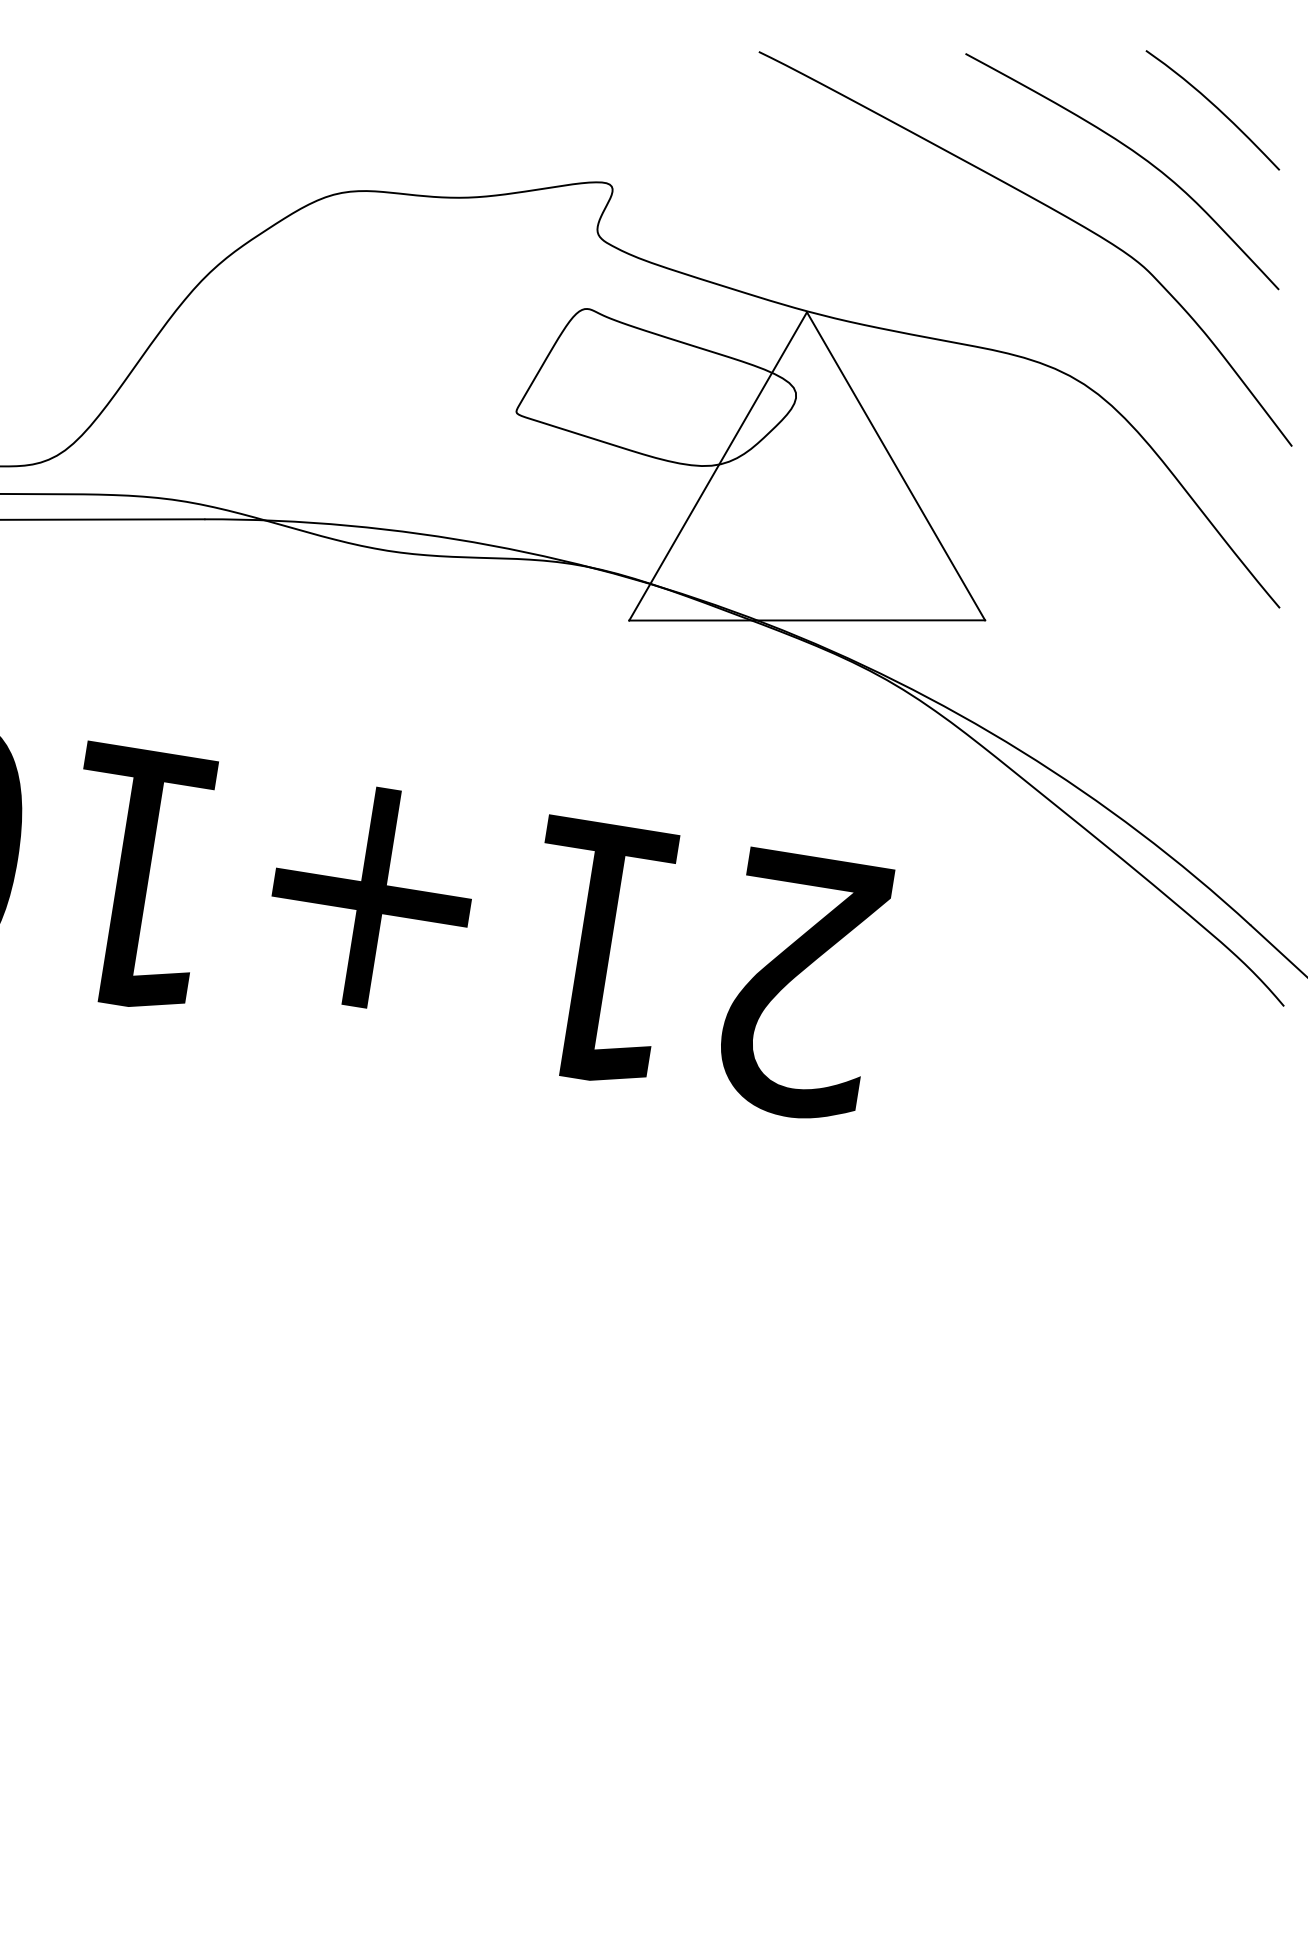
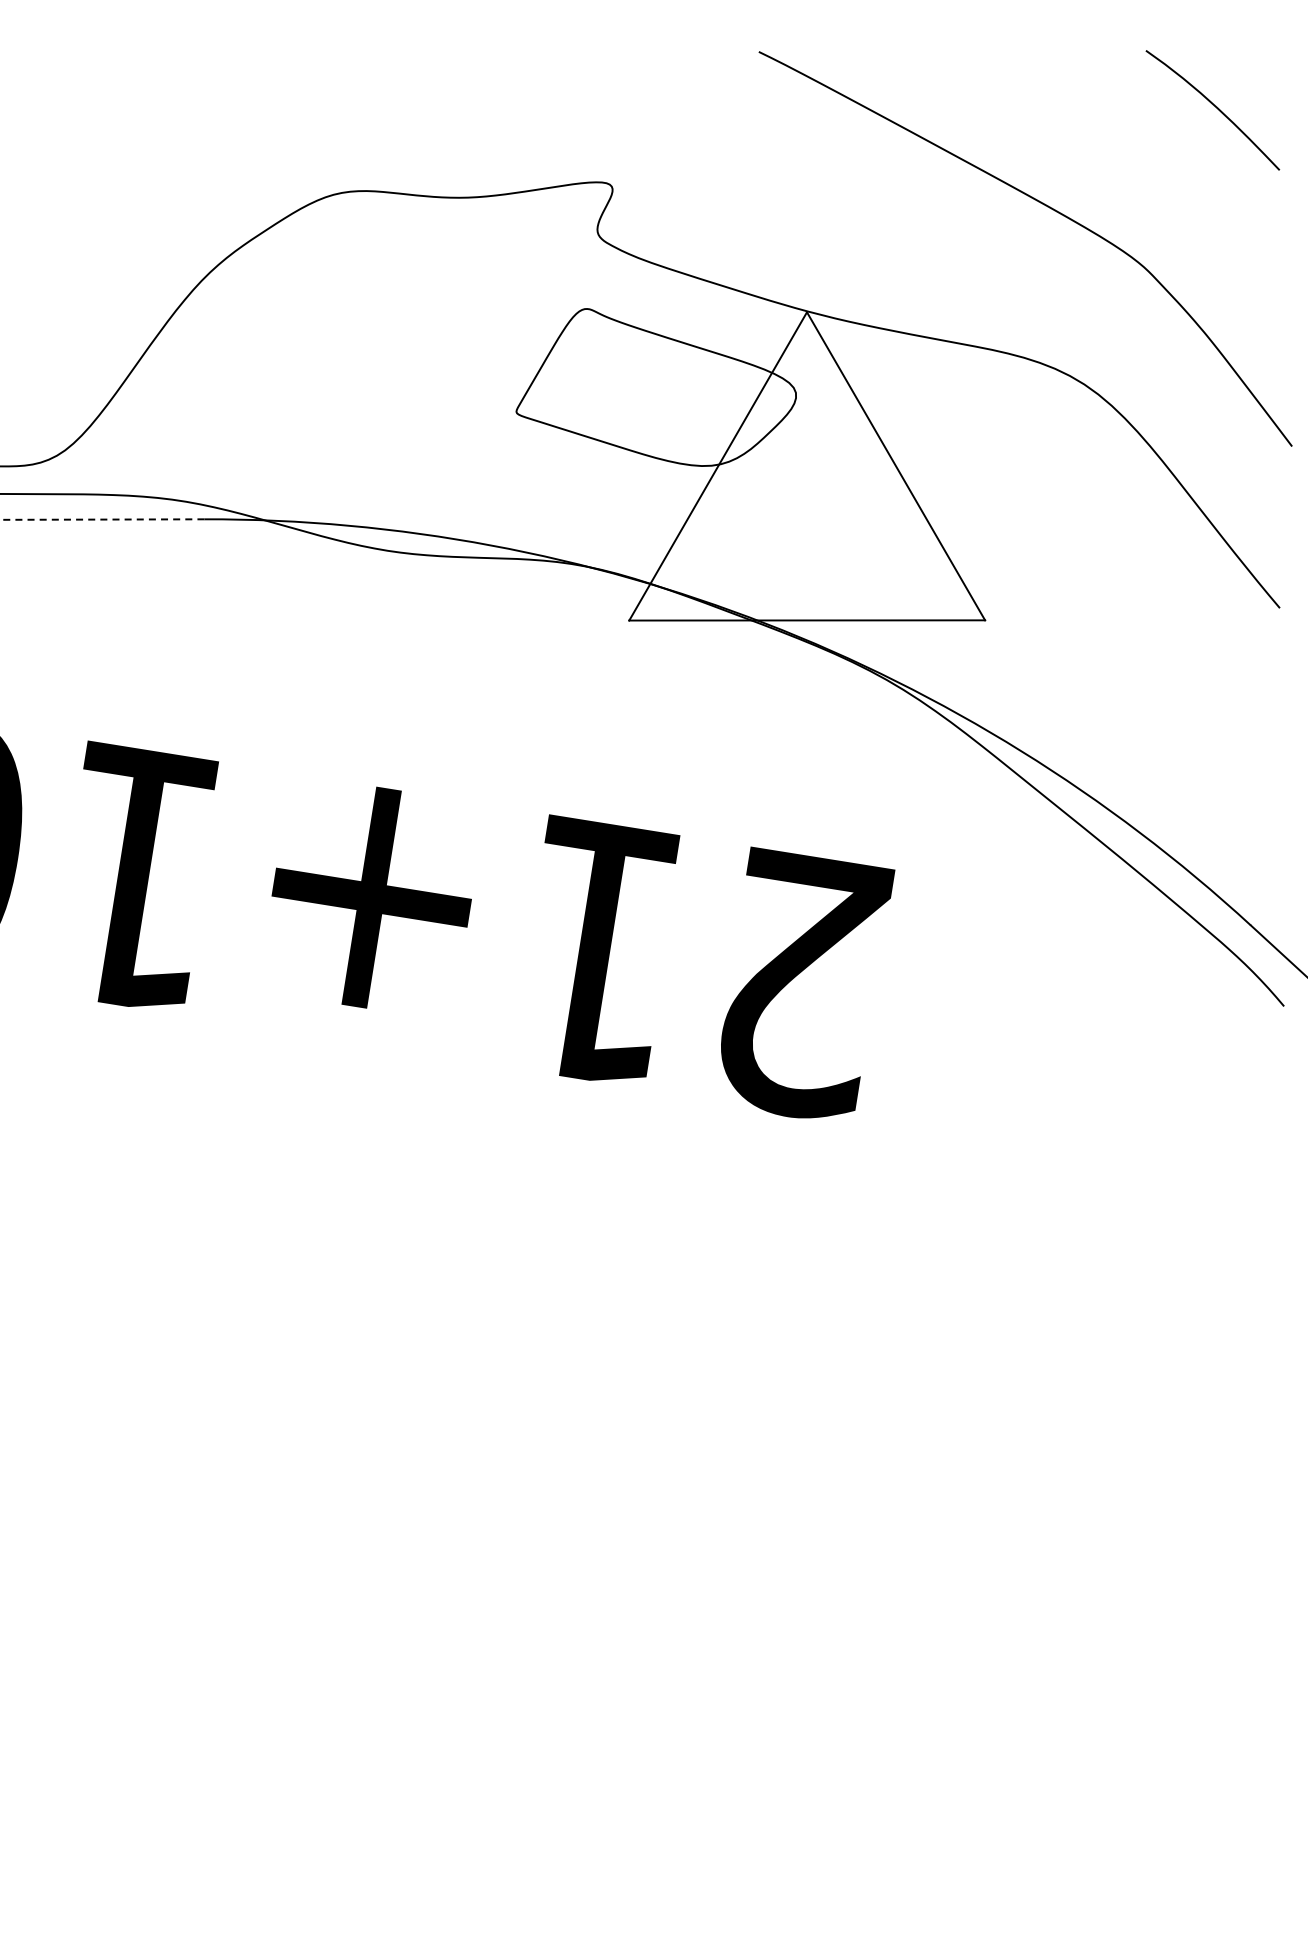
curve: present -> none (1137, 155)
line: solid -> dashed (102, 519)
